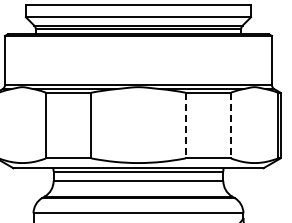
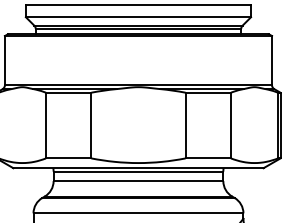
line: dashed -> solid (185, 125)
line: dashed -> solid (230, 125)
